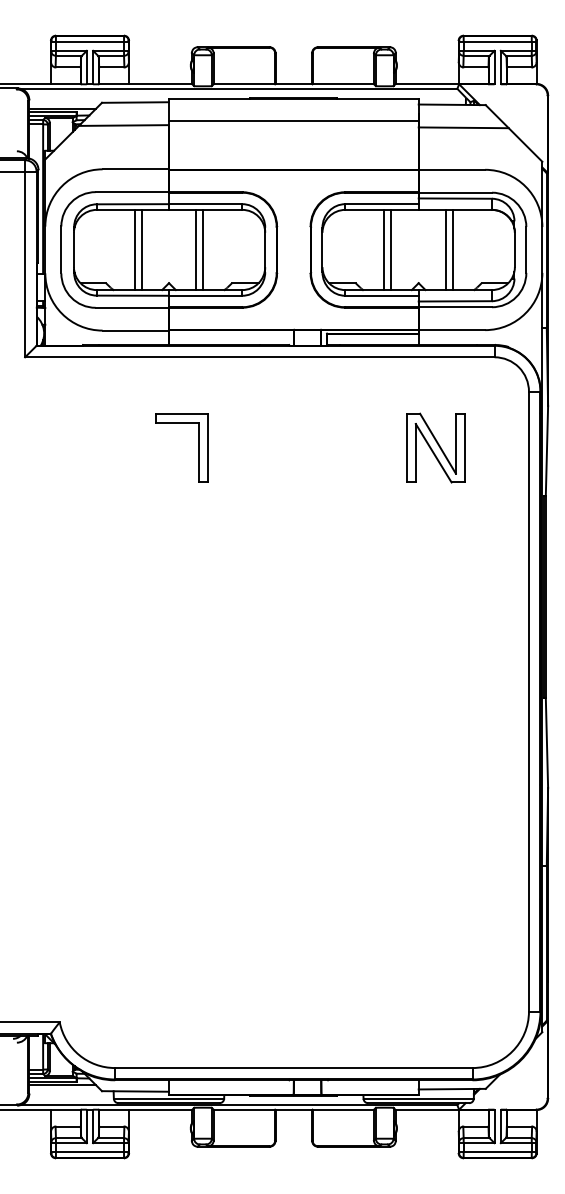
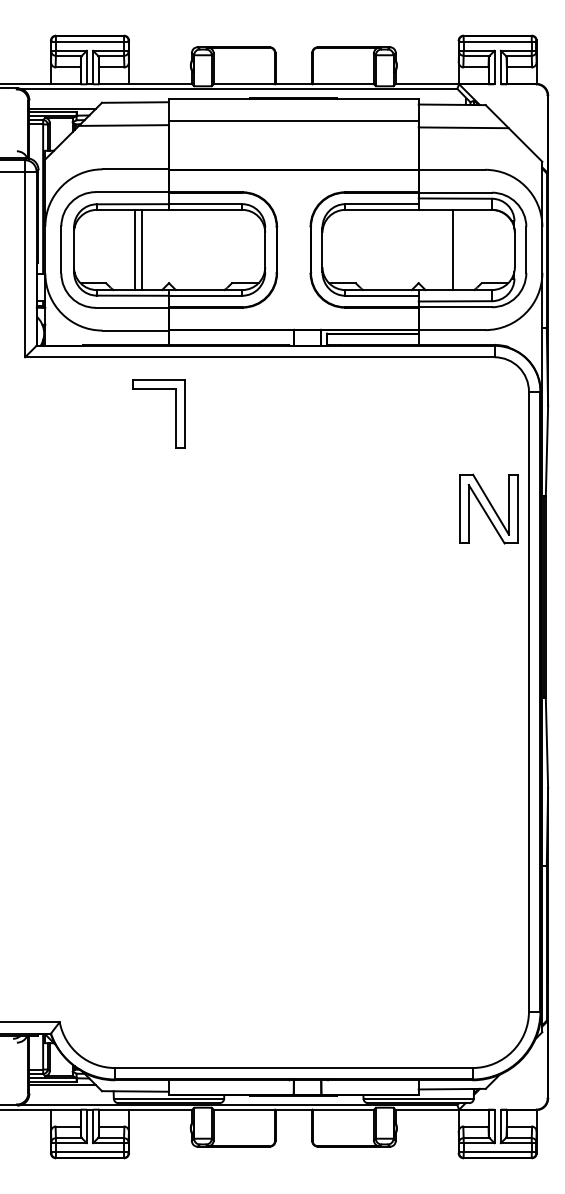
line: present -> none (196, 249)
line: present -> none (203, 249)
line: present -> none (384, 249)
line: present -> none (391, 249)
line: present -> none (446, 249)
part position: (198, 447) -> (175, 413) (175, 413)
part position: (435, 447) -> (488, 508) (488, 508)
